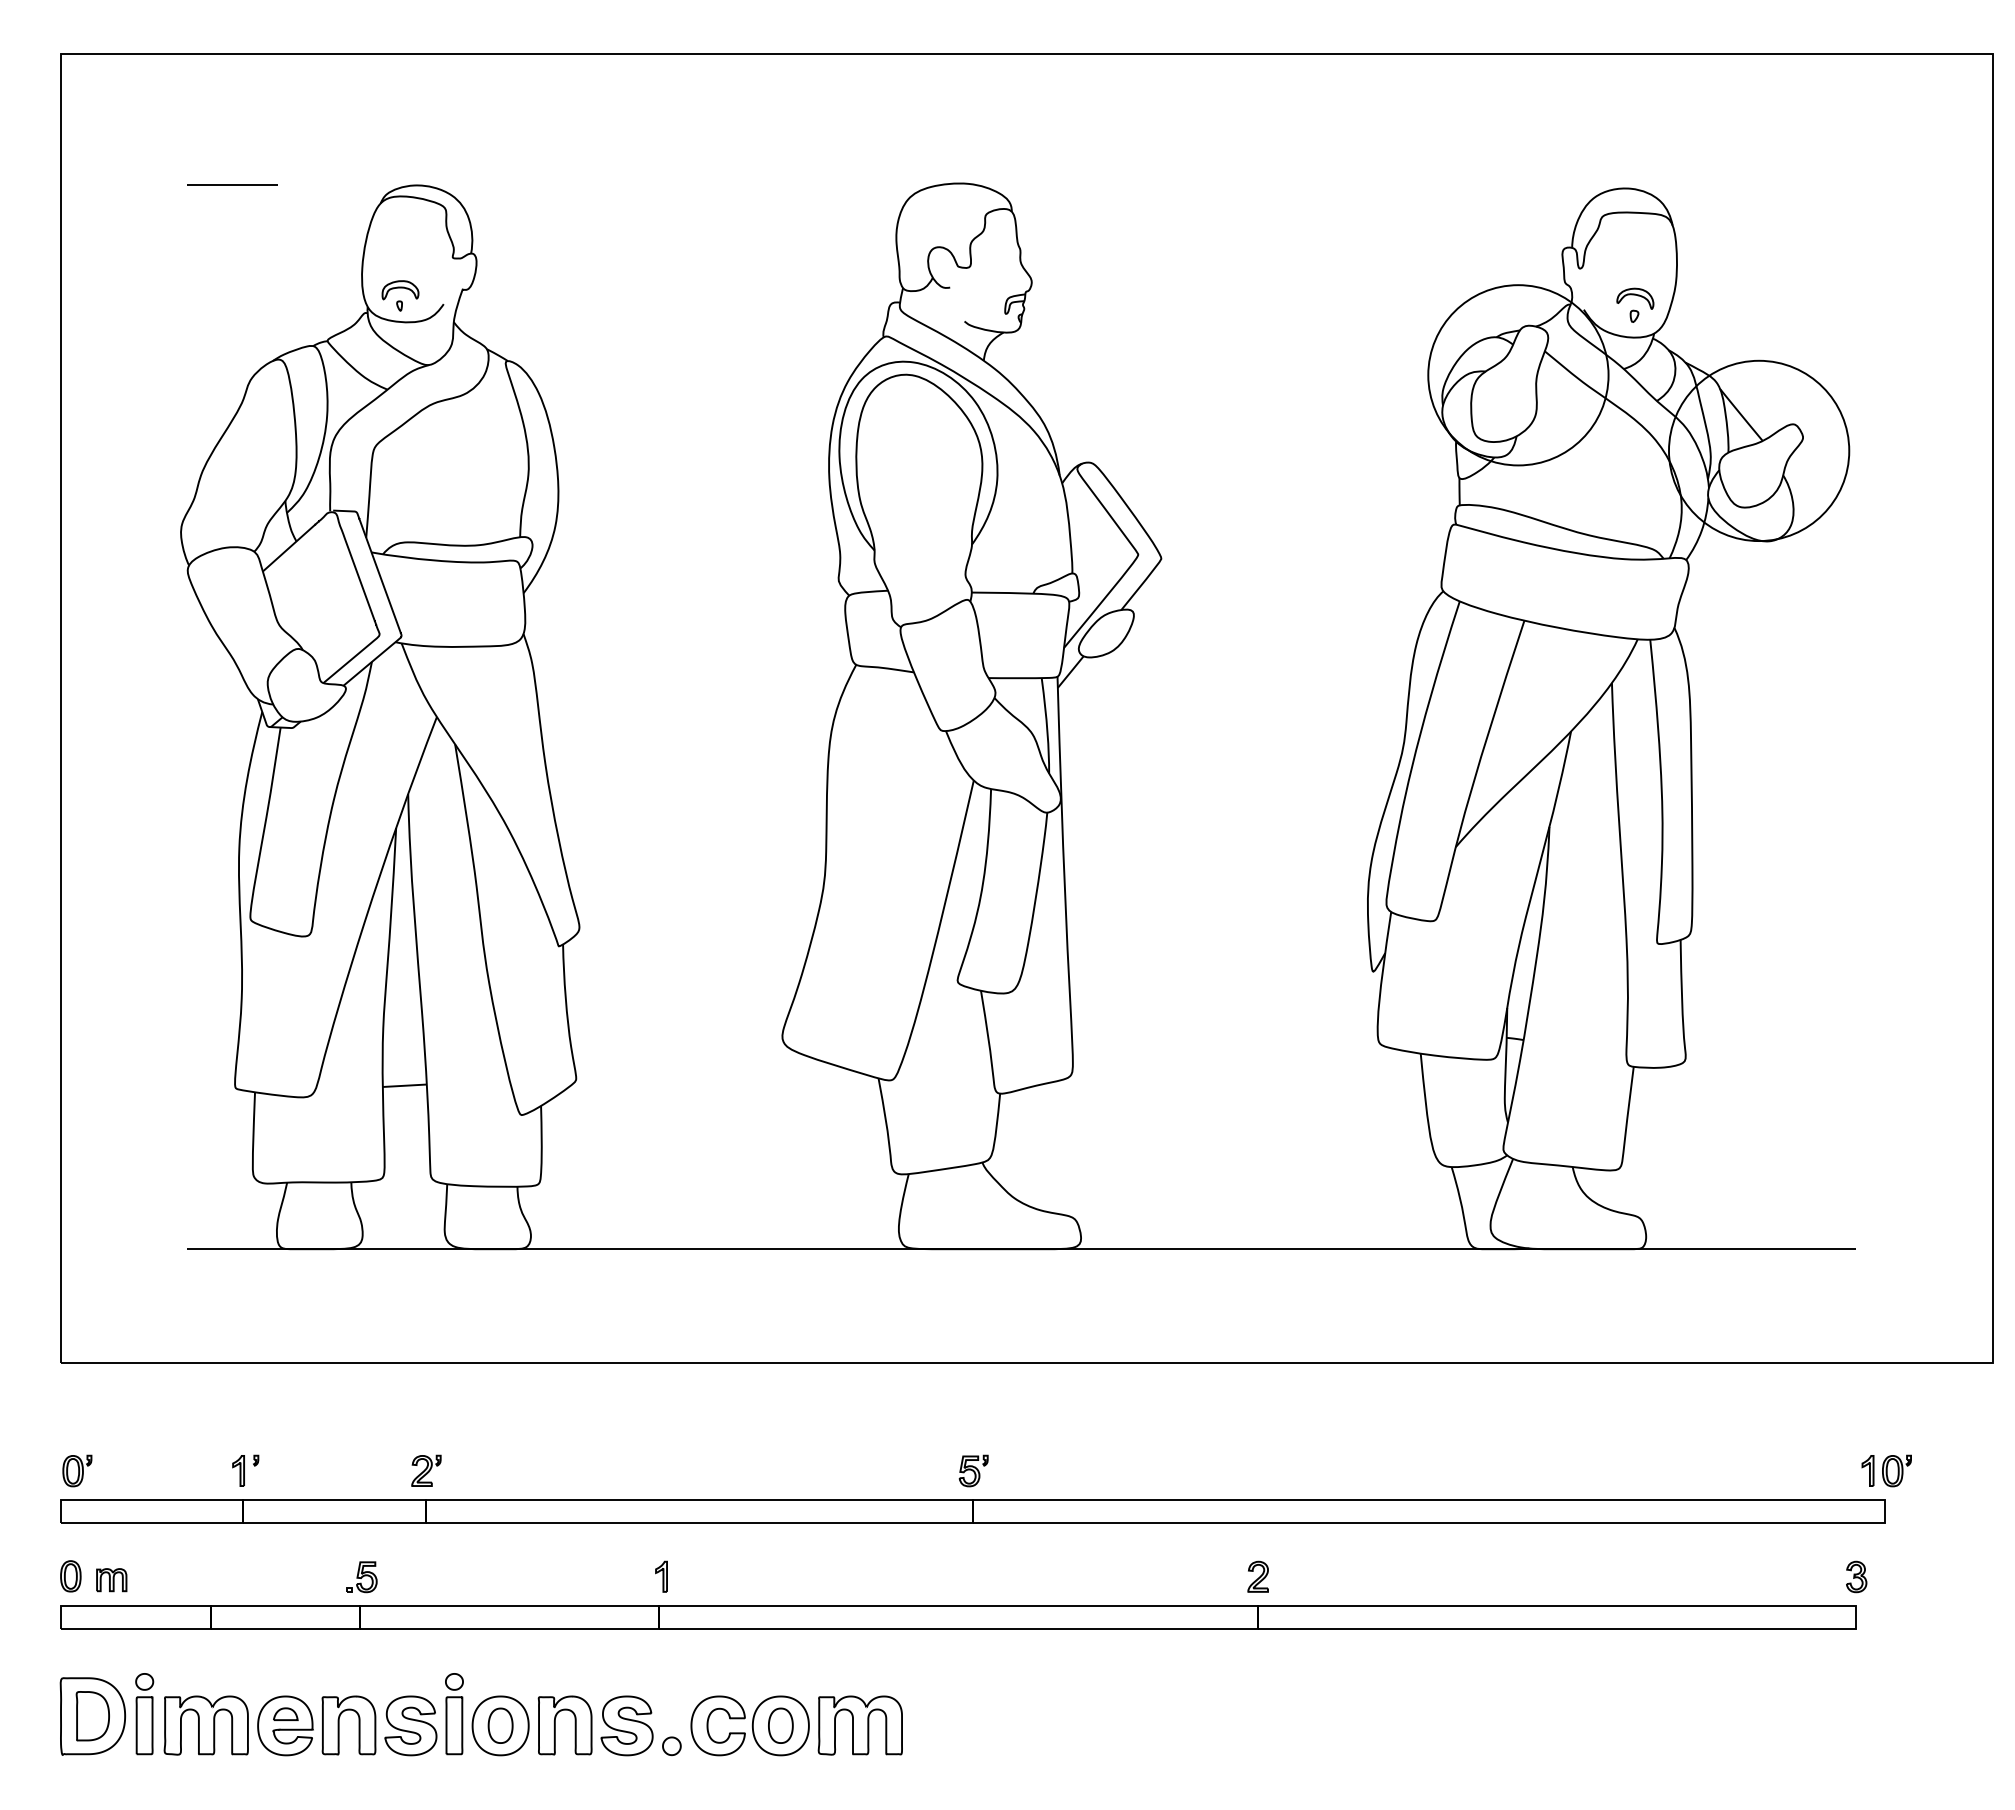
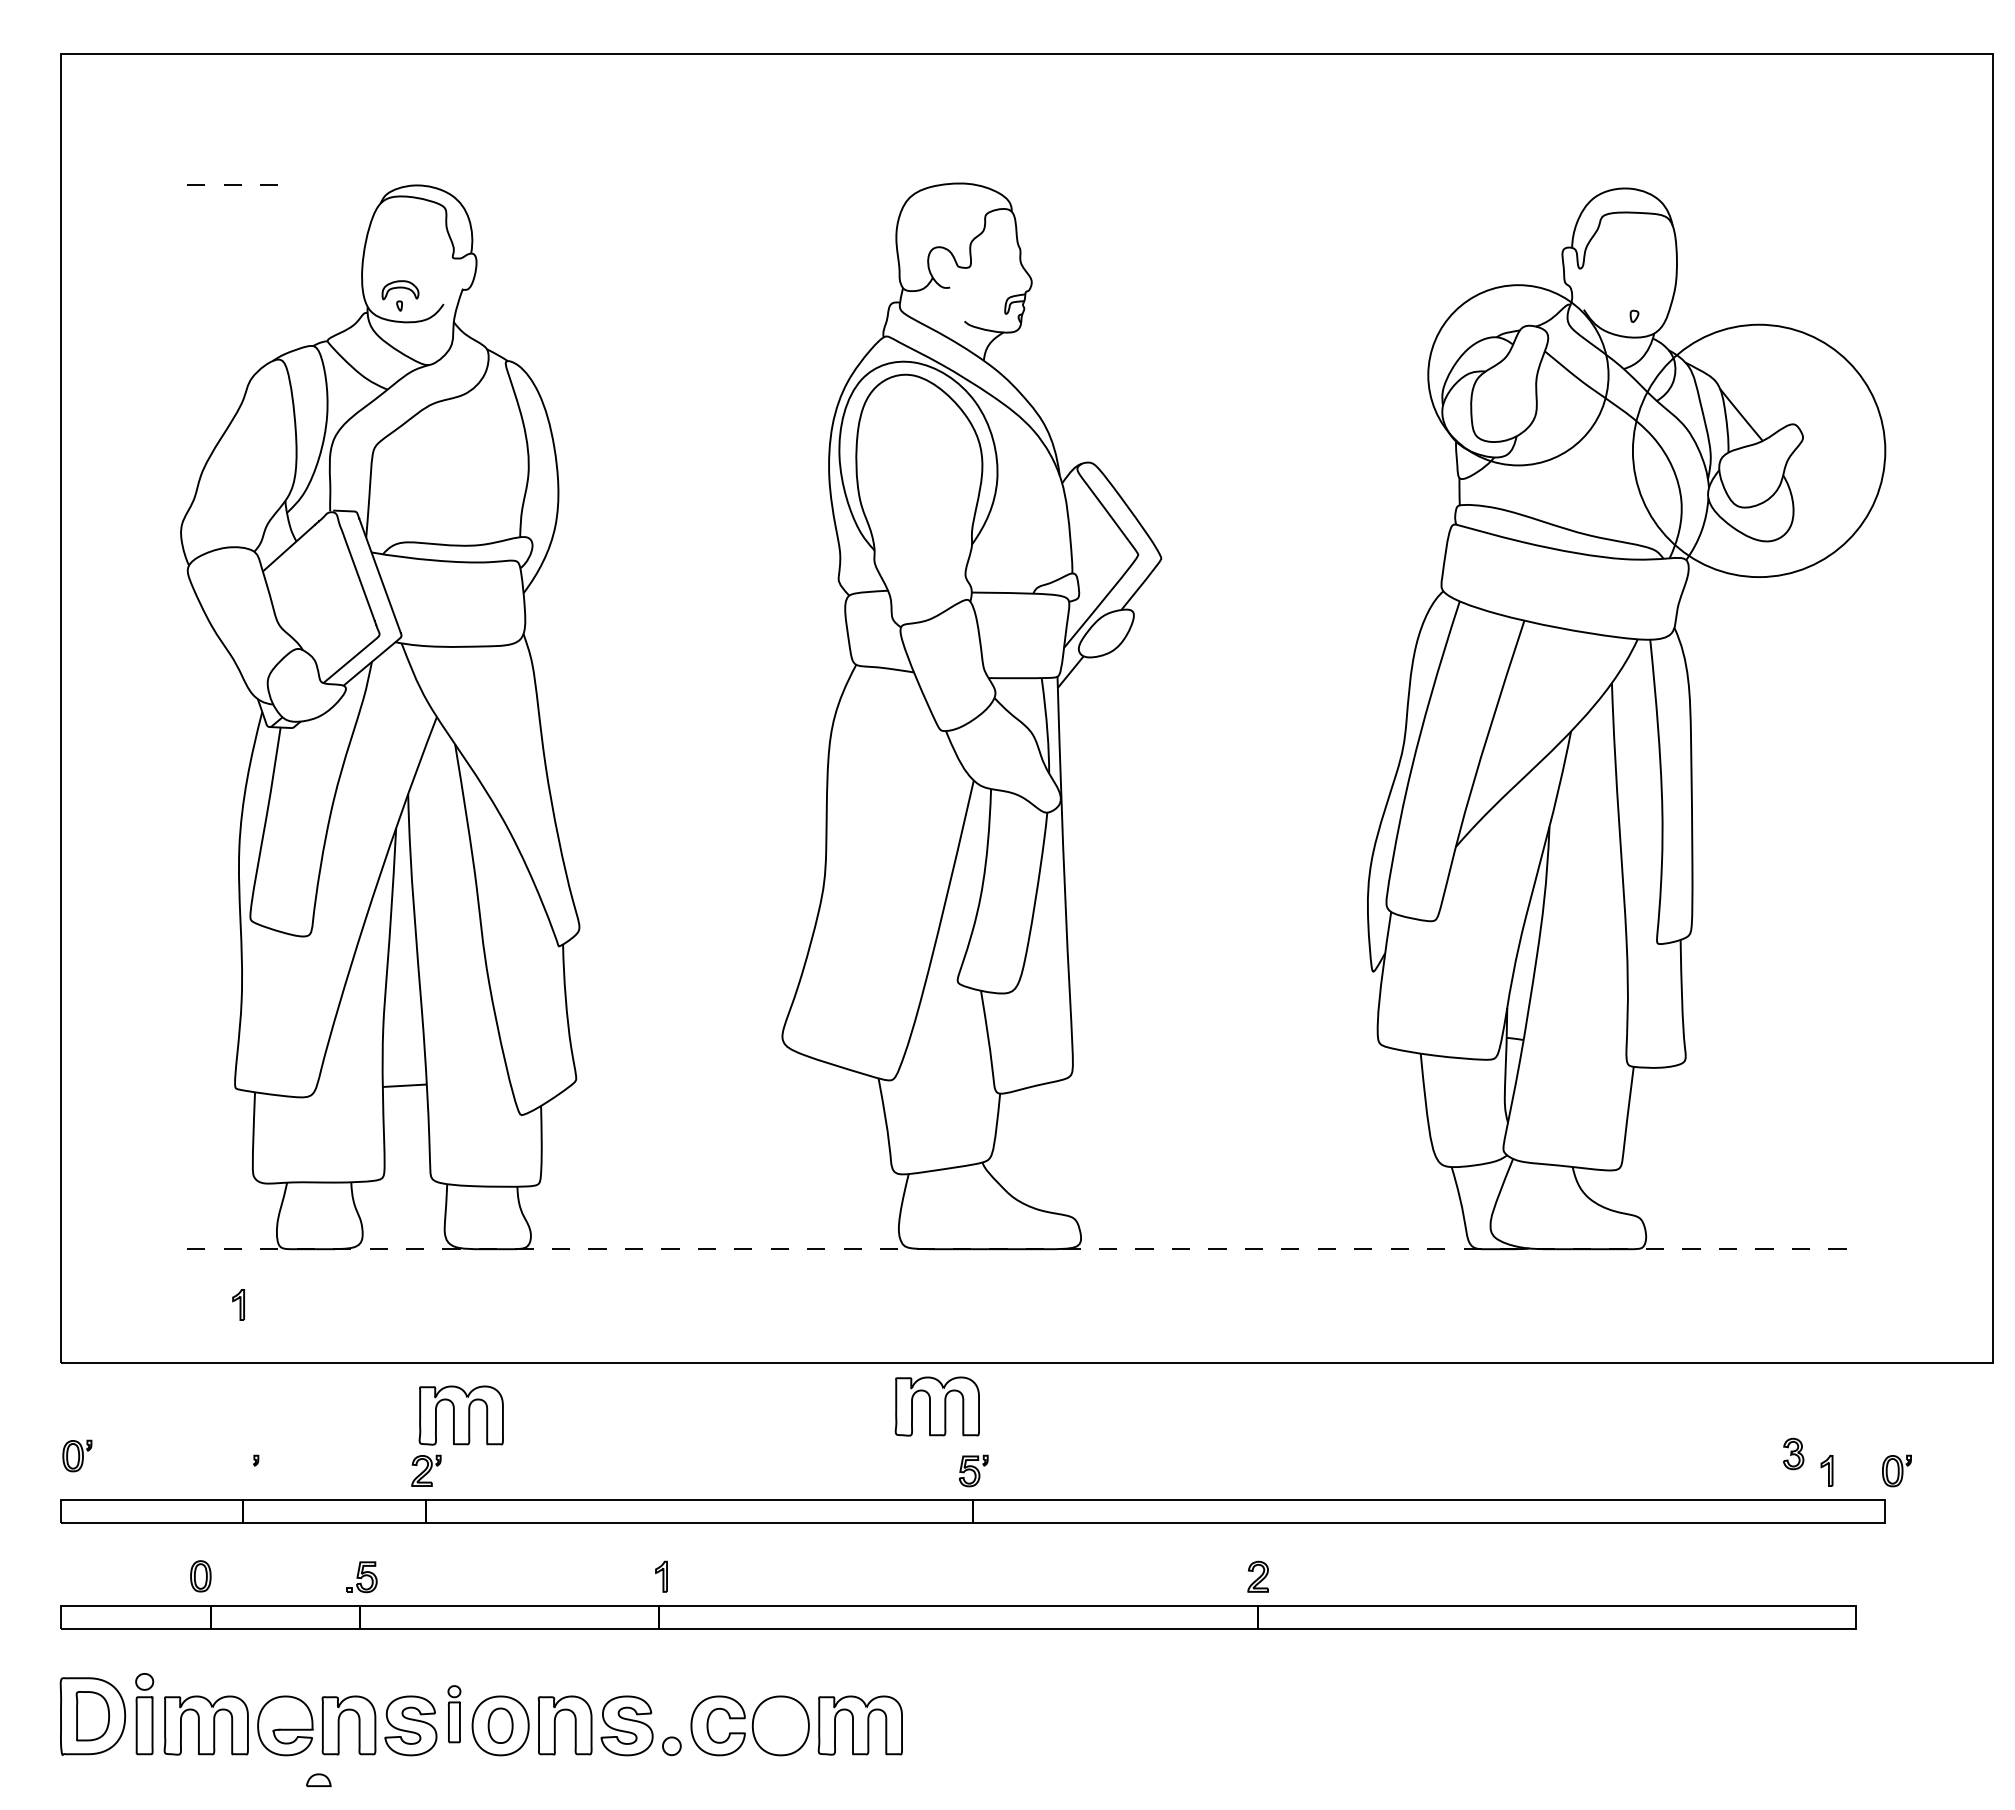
line: solid -> dashed (232, 185)
part: present -> none (1635, 298)
circle diameter: 180 px -> 252 px (1758, 450)
line: solid -> dashed (1021, 1249)
part: none -> present (936, 1406)
part: none -> present (460, 1415)
part position: (77, 1470) -> (77, 1455) (77, 1455)
part position: (238, 1470) -> (238, 1304) (238, 1304)
part position: (1867, 1470) -> (1826, 1470) (1826, 1470)
part position: (70, 1576) -> (200, 1576) (200, 1576)
part position: (1856, 1576) -> (1793, 1453) (1793, 1453)
part: present -> none (111, 1580)
part position: (285, 1713) -> (318, 1779) (318, 1779)
part size: 19x83 px -> 15x59 px (454, 1714)
part: present -> none (780, 1725)
